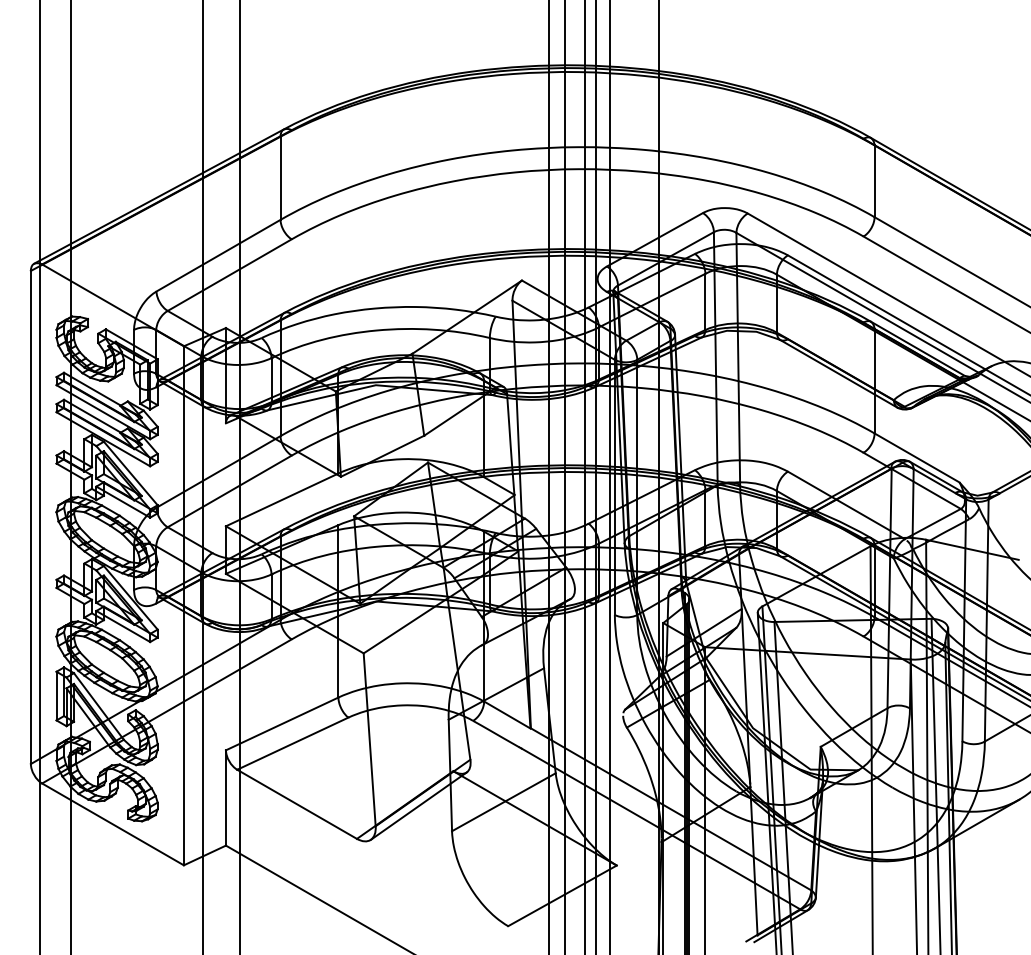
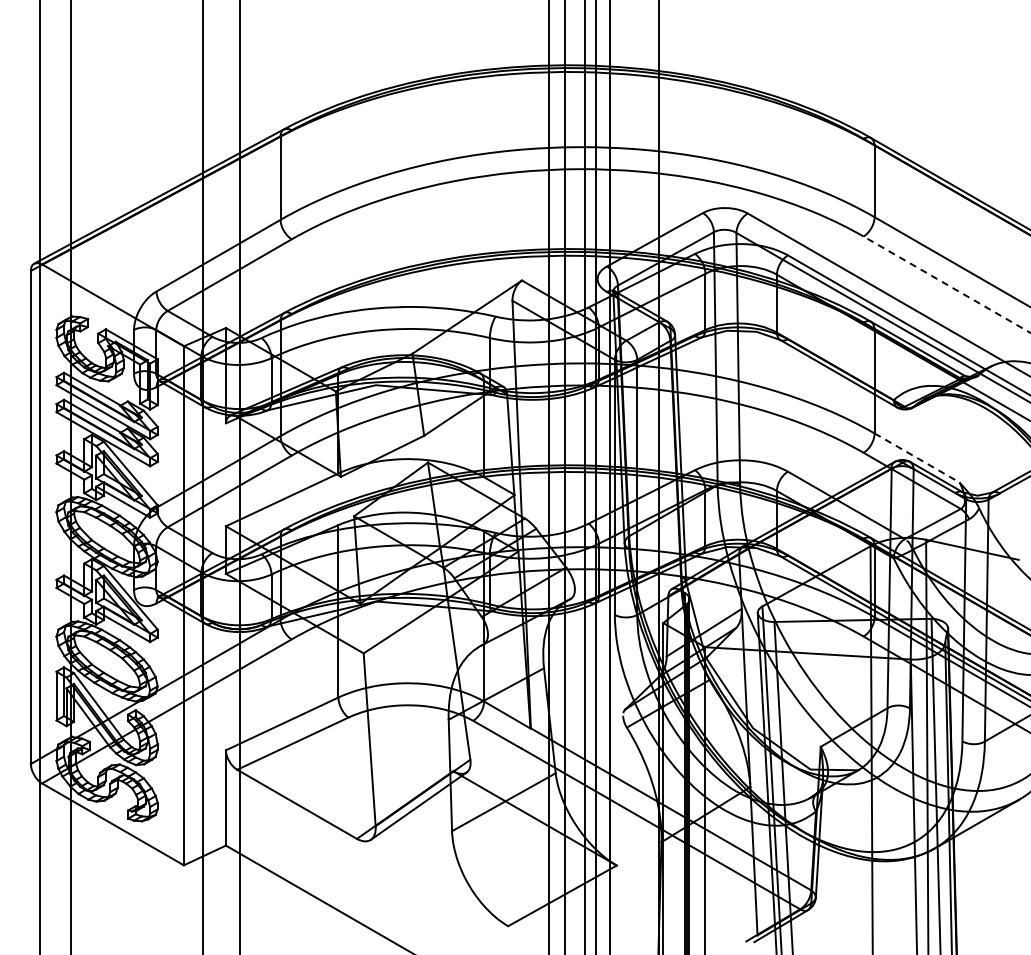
line: solid -> dashed (946, 284)
line: solid -> dashed (917, 458)
